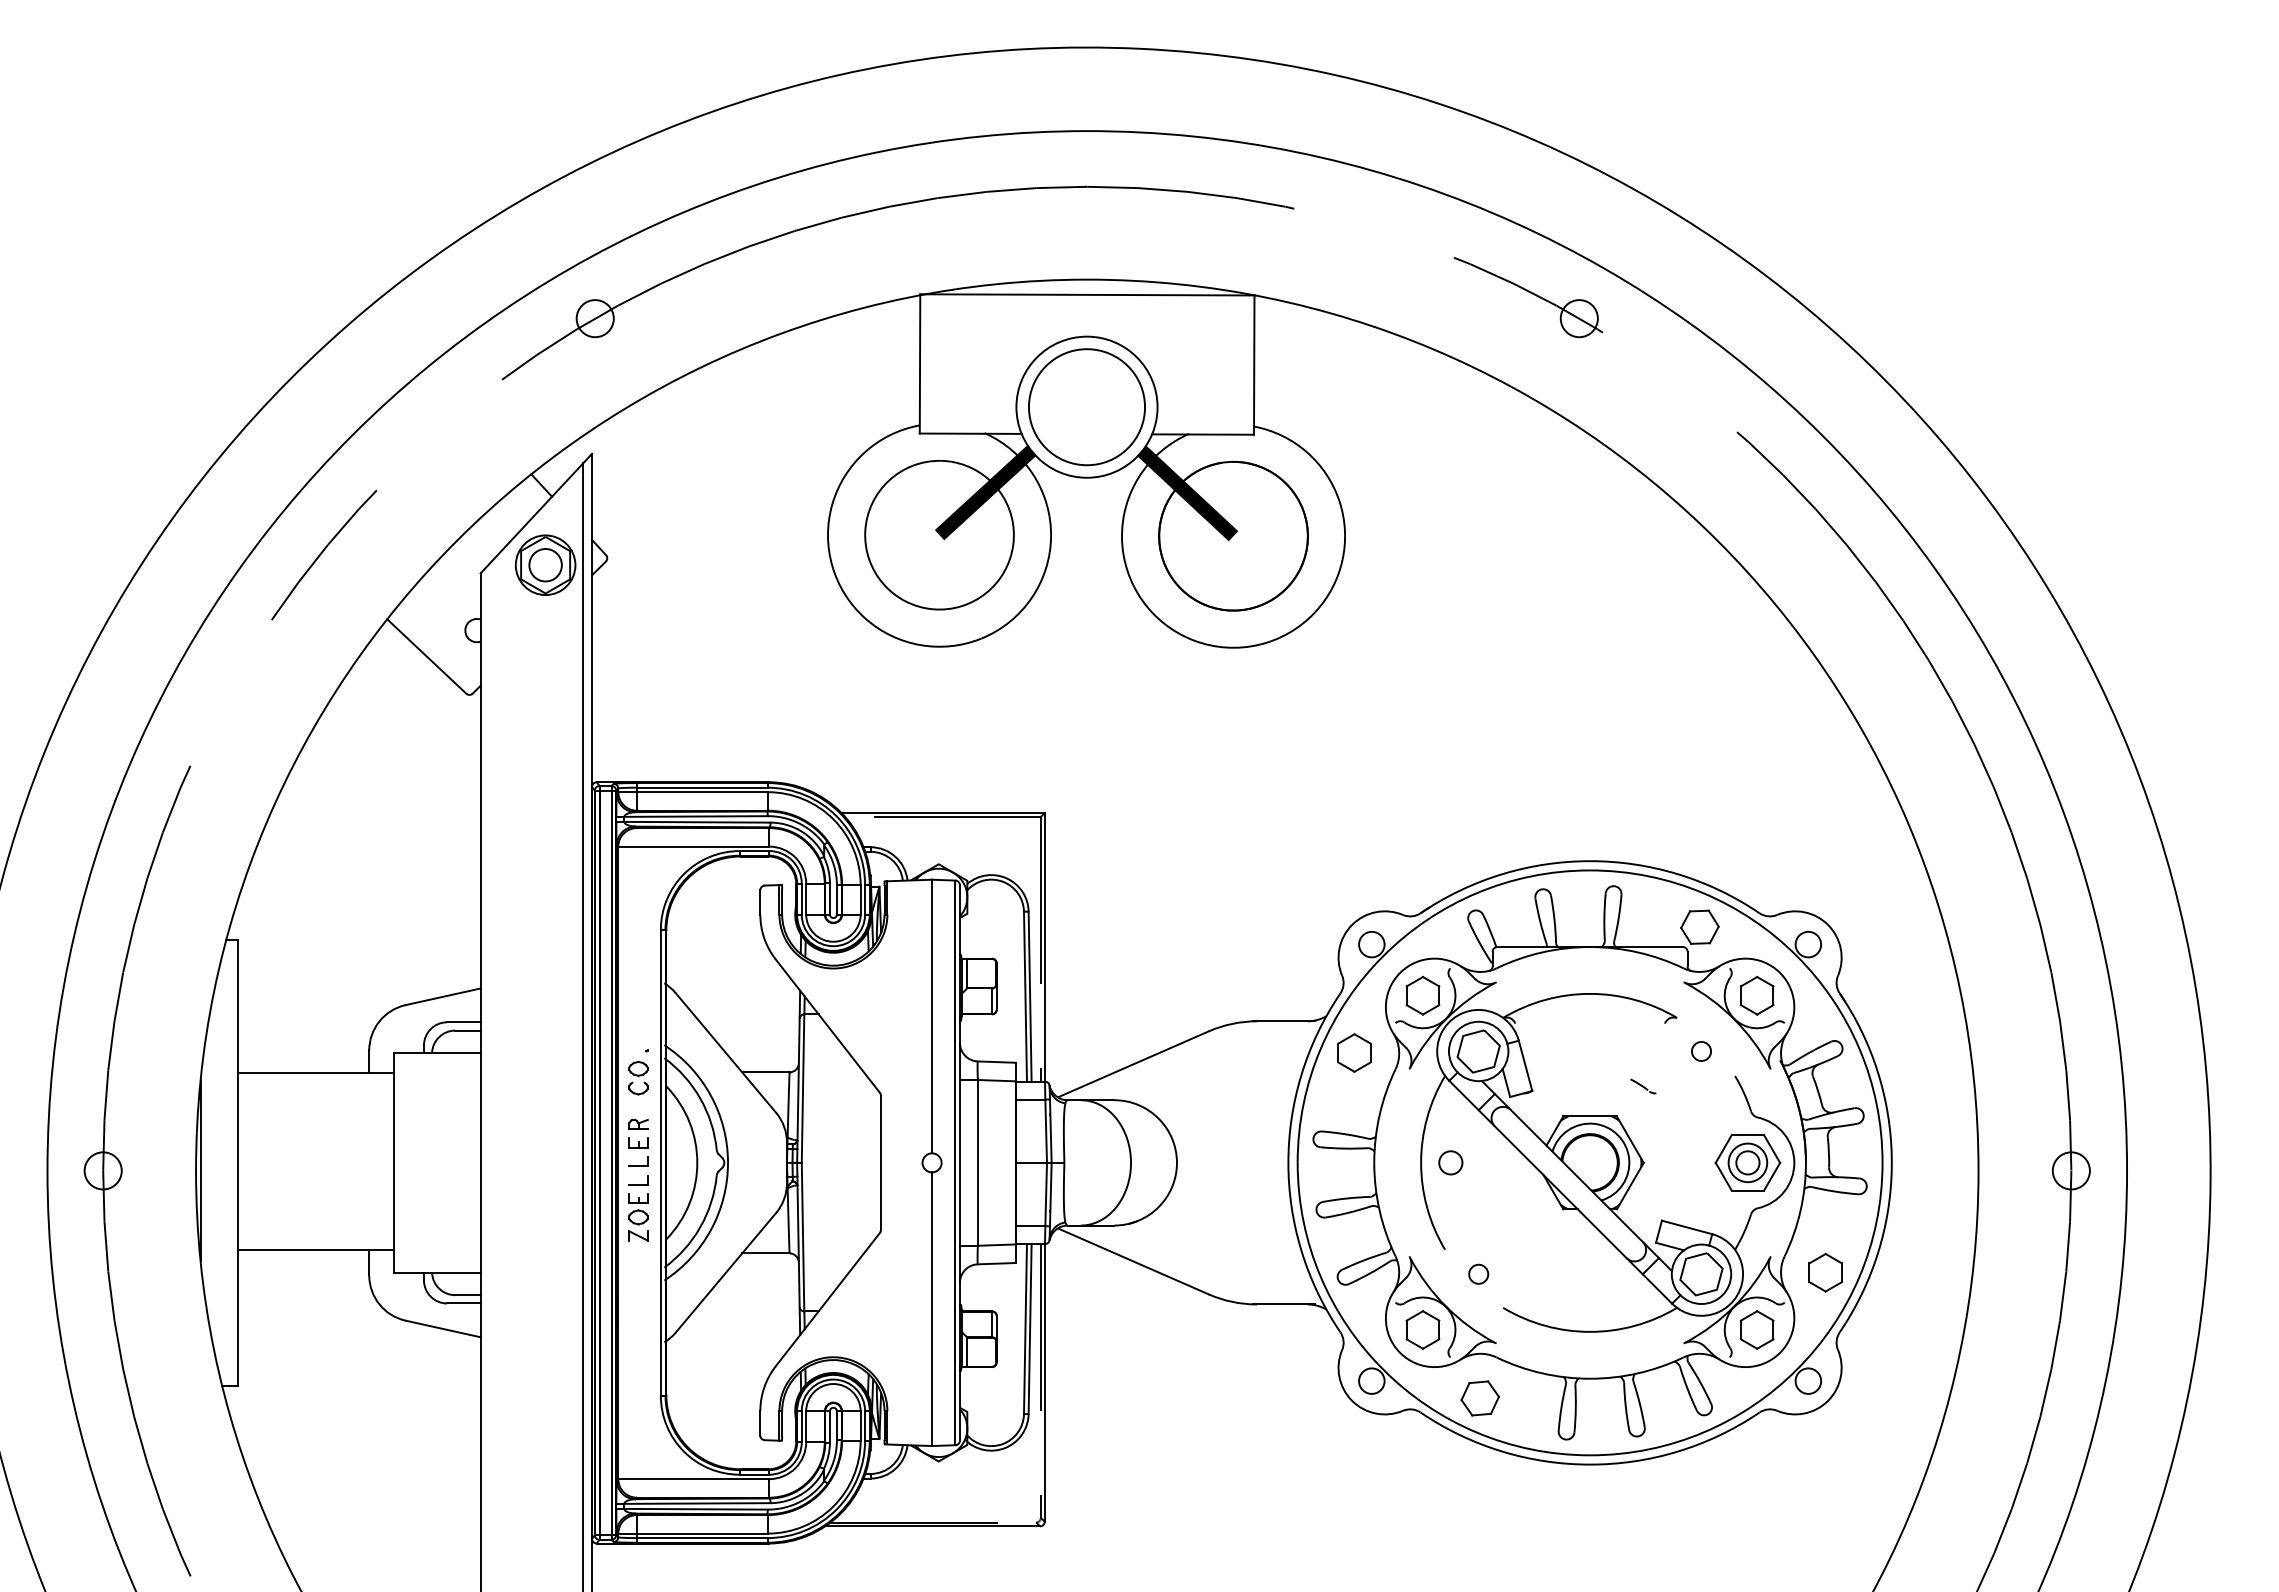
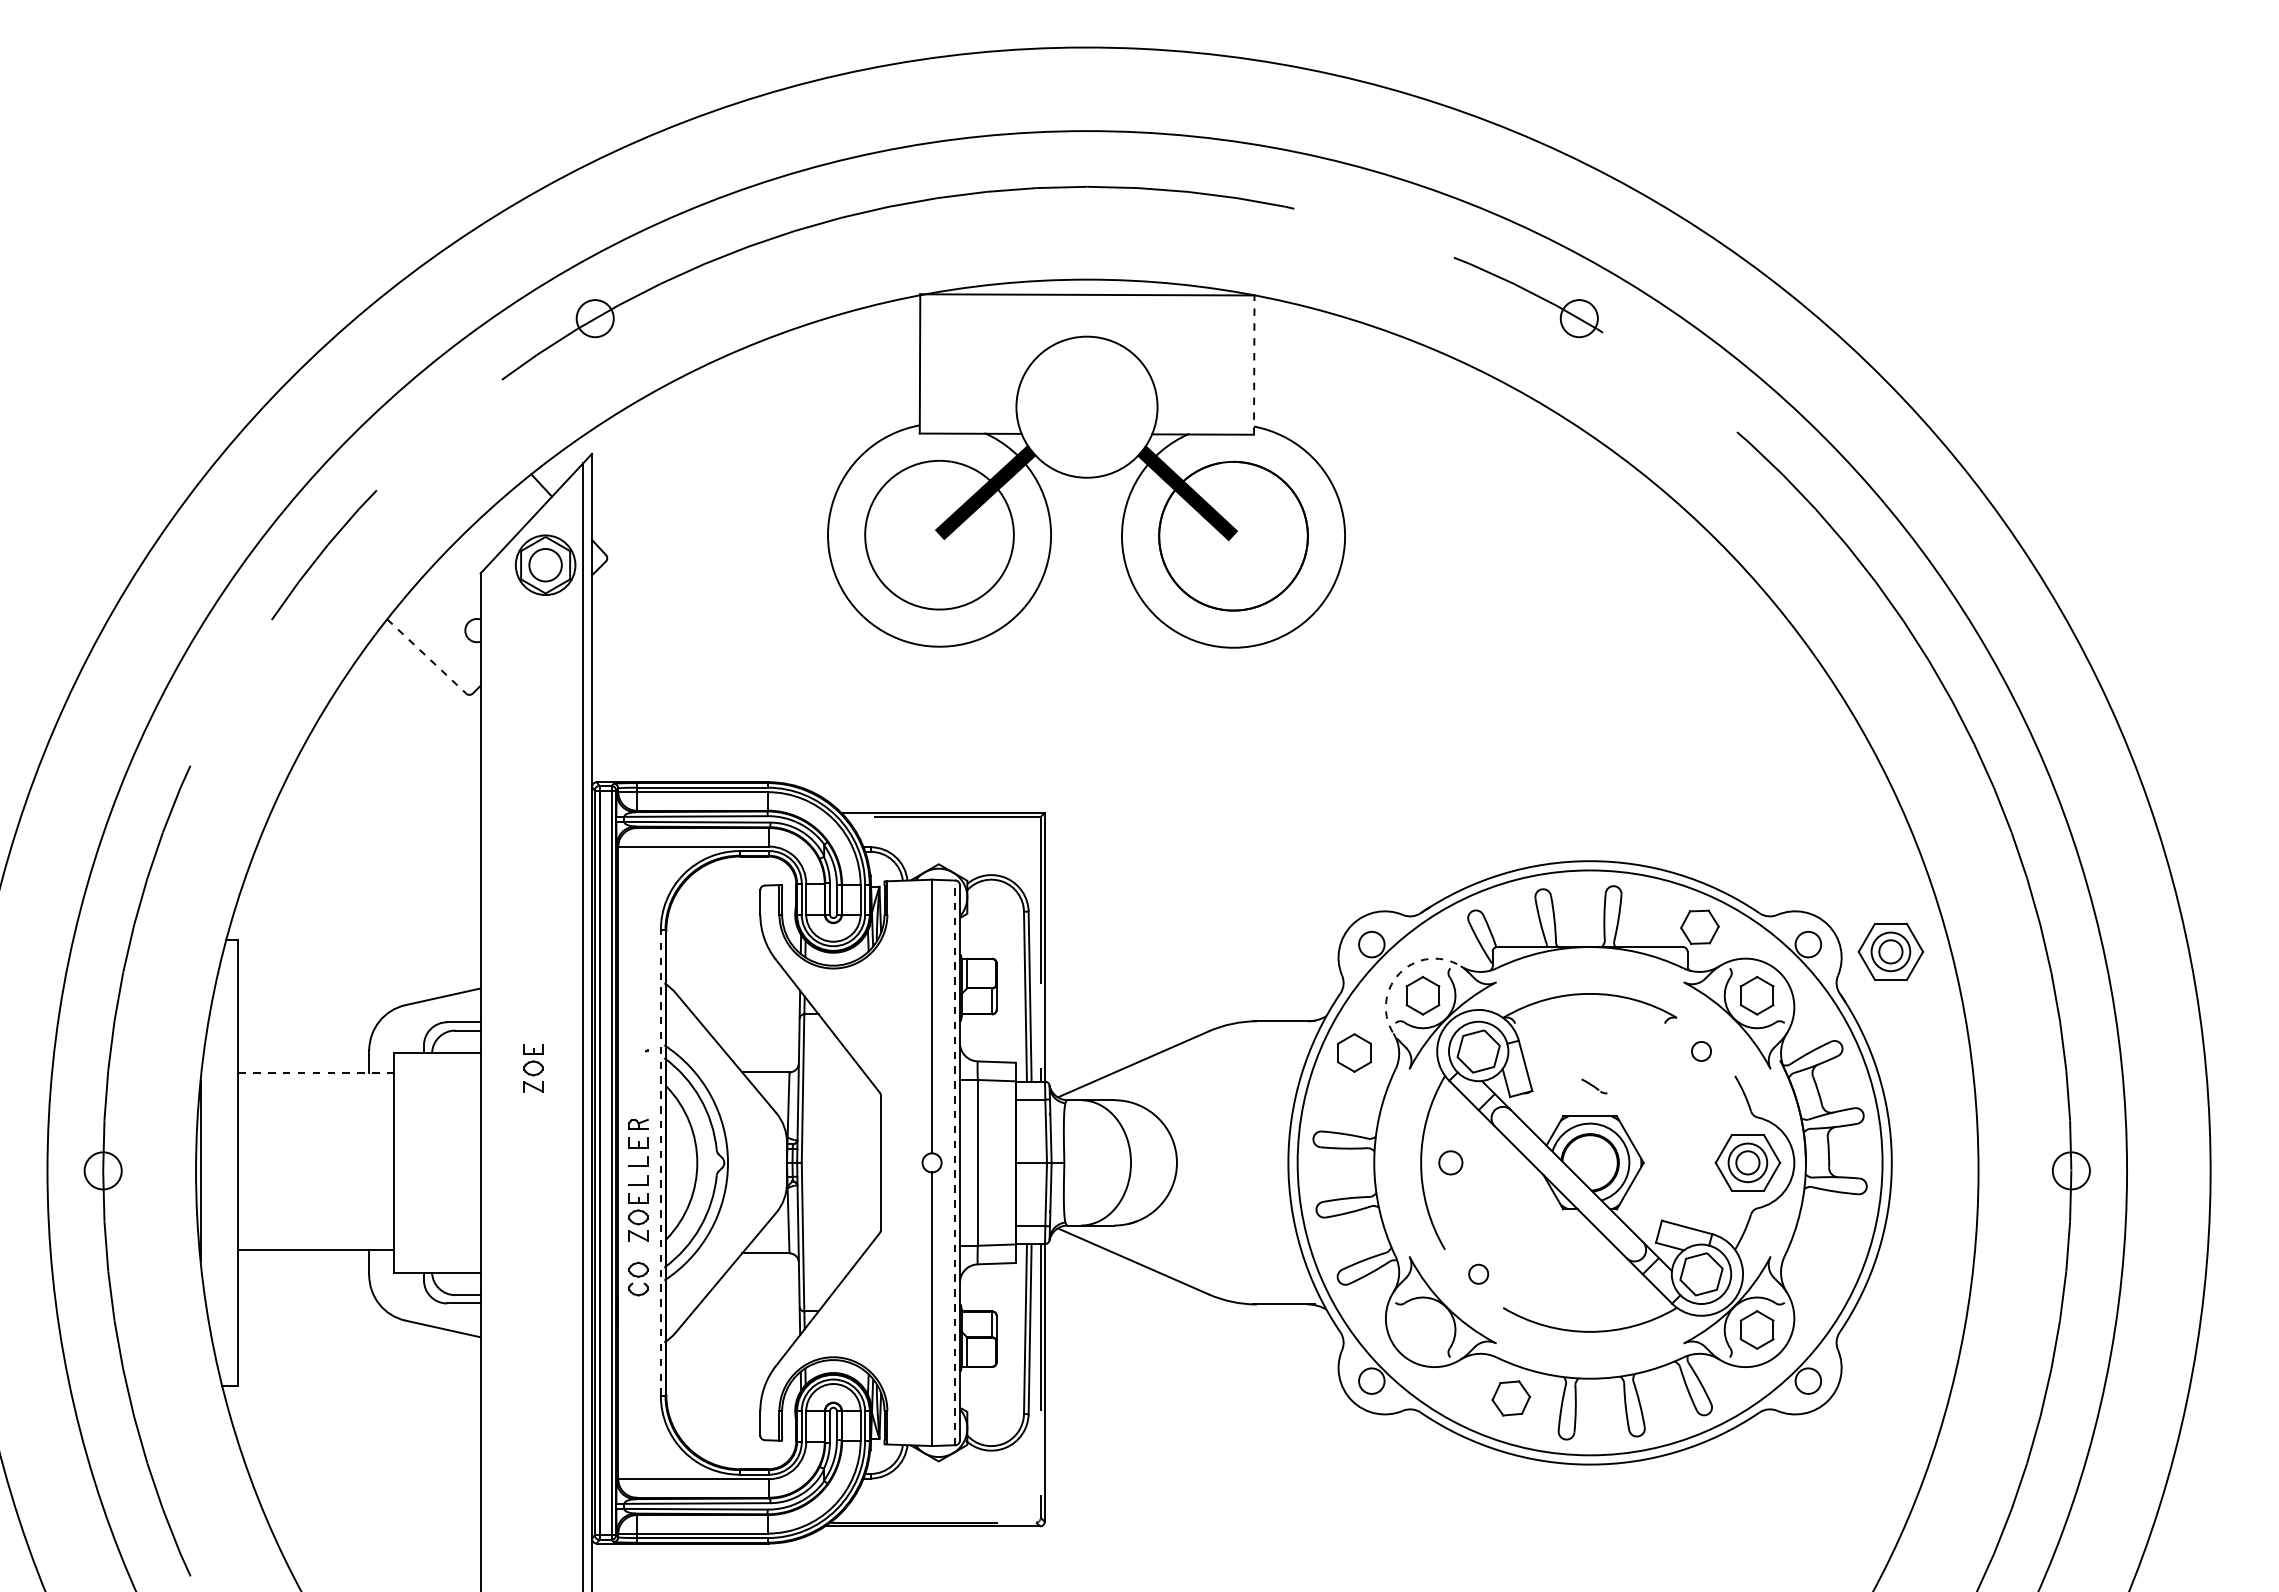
line: solid -> dashed (1254, 365)
circle: present -> none (1086, 407)
line: solid -> dashed (427, 656)
part: none -> present (1890, 951)
arc: solid -> dashed (1400, 972)
part: none -> present (533, 1068)
line: solid -> dashed (315, 1073)
part position: (638, 1077) -> (638, 1278) (638, 1278)
part position: (1643, 1086) -> (1594, 1086) (1594, 1086)
line: solid -> dashed (660, 1162)
line: solid -> dashed (955, 1162)
part: present -> none (1825, 1272)
part: present -> none (1422, 1329)
part position: (1479, 1398) -> (1510, 1398) (1510, 1398)
